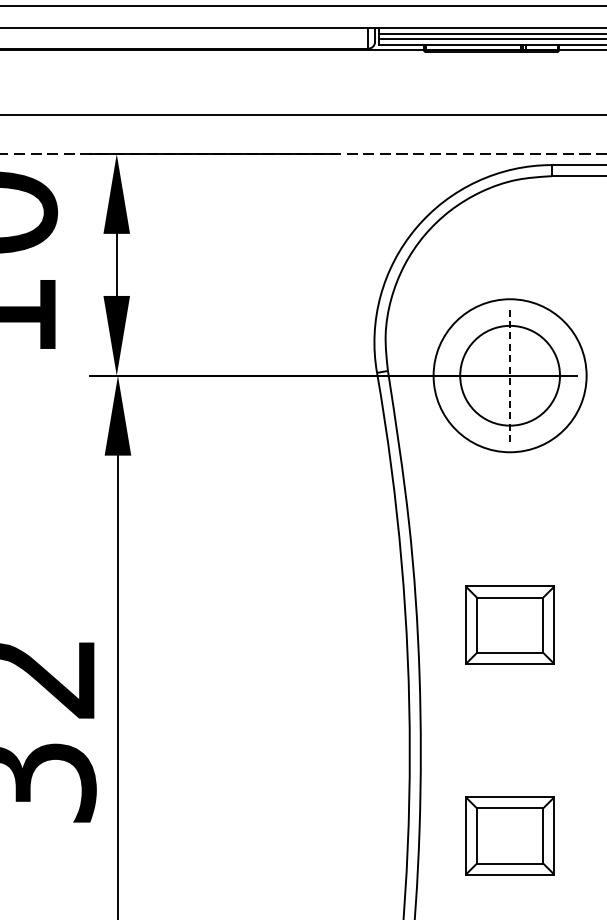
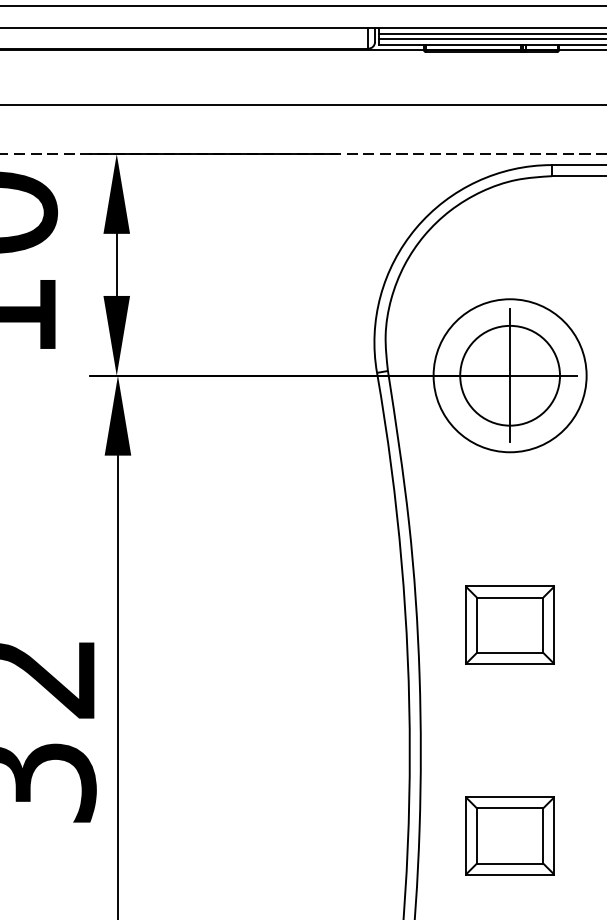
line position: (302, 115) -> (302, 105) (302, 105)
line: dashed -> solid (510, 375)
